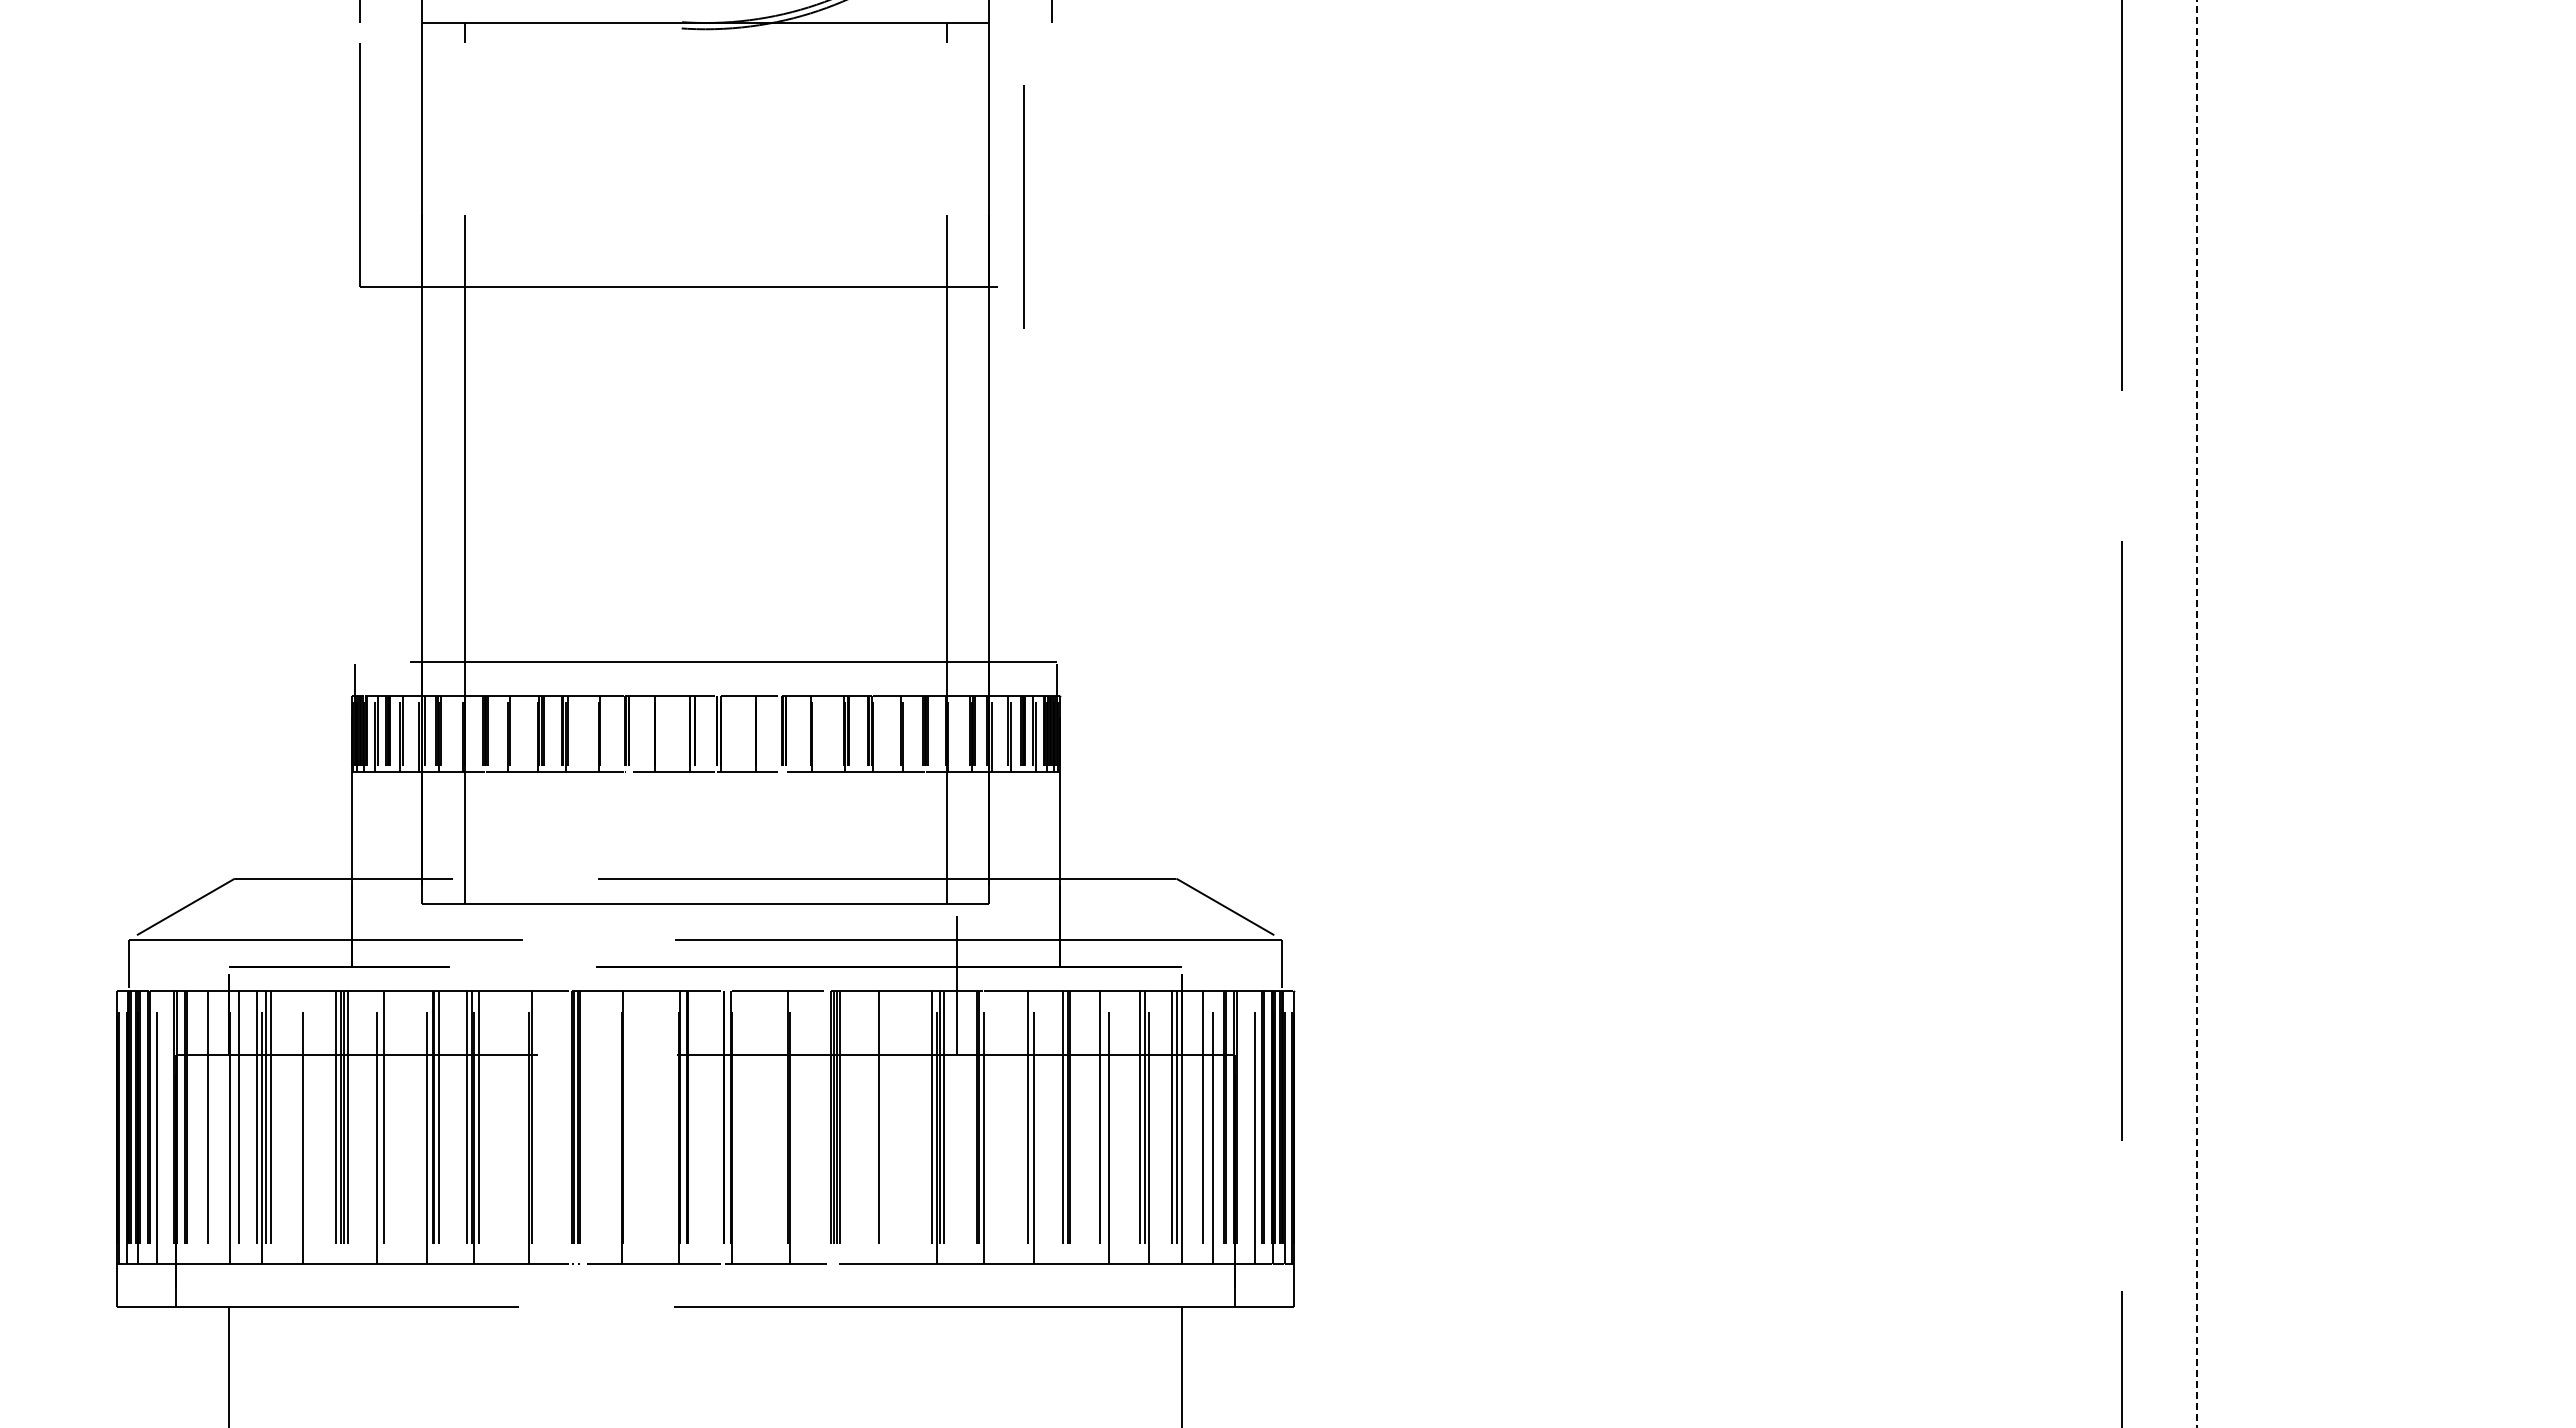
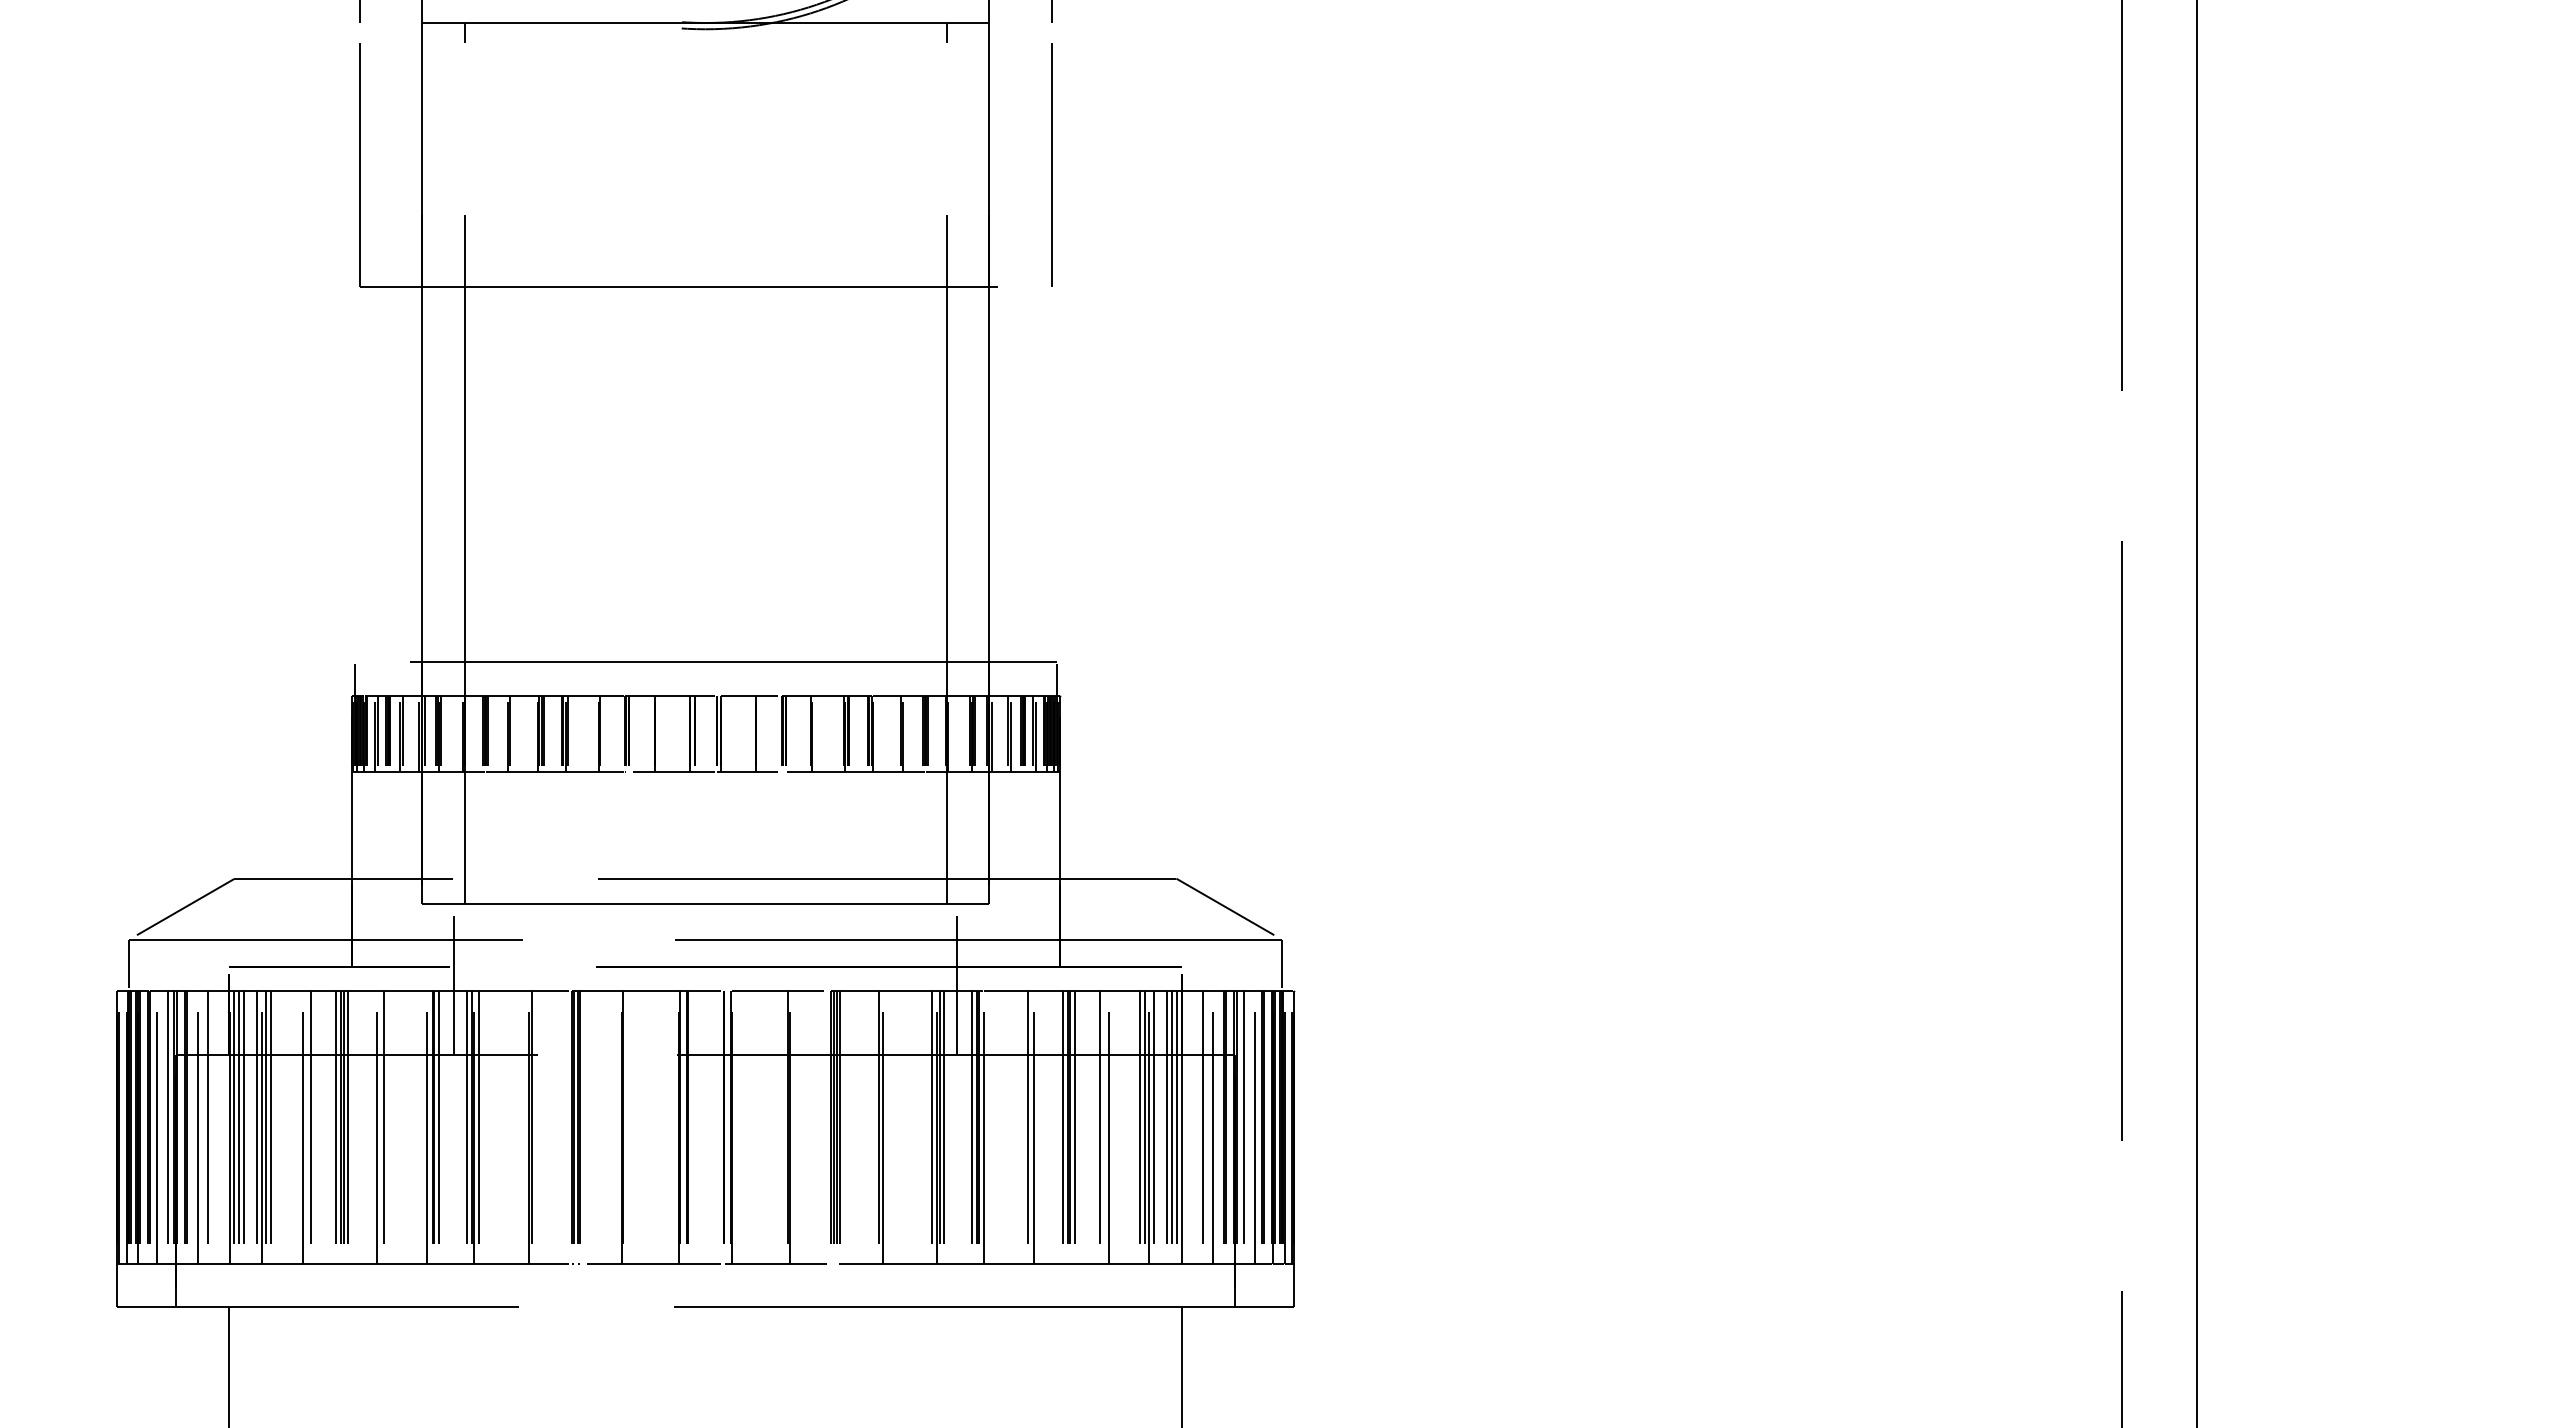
line position: (1023, 206) -> (1051, 164) (1051, 164)
line: dashed -> solid (2197, 714)
line: none -> present (453, 979)
line: none -> present (167, 1127)
line: none -> present (197, 1127)
line: none -> present (234, 1127)
line: none -> present (243, 1127)
line: none -> present (310, 1127)
line: none -> present (882, 1127)
line: none -> present (971, 1127)
line: none -> present (1074, 1127)
line: none -> present (1154, 1127)
line: none -> present (1167, 1127)
line: none -> present (1243, 1127)
